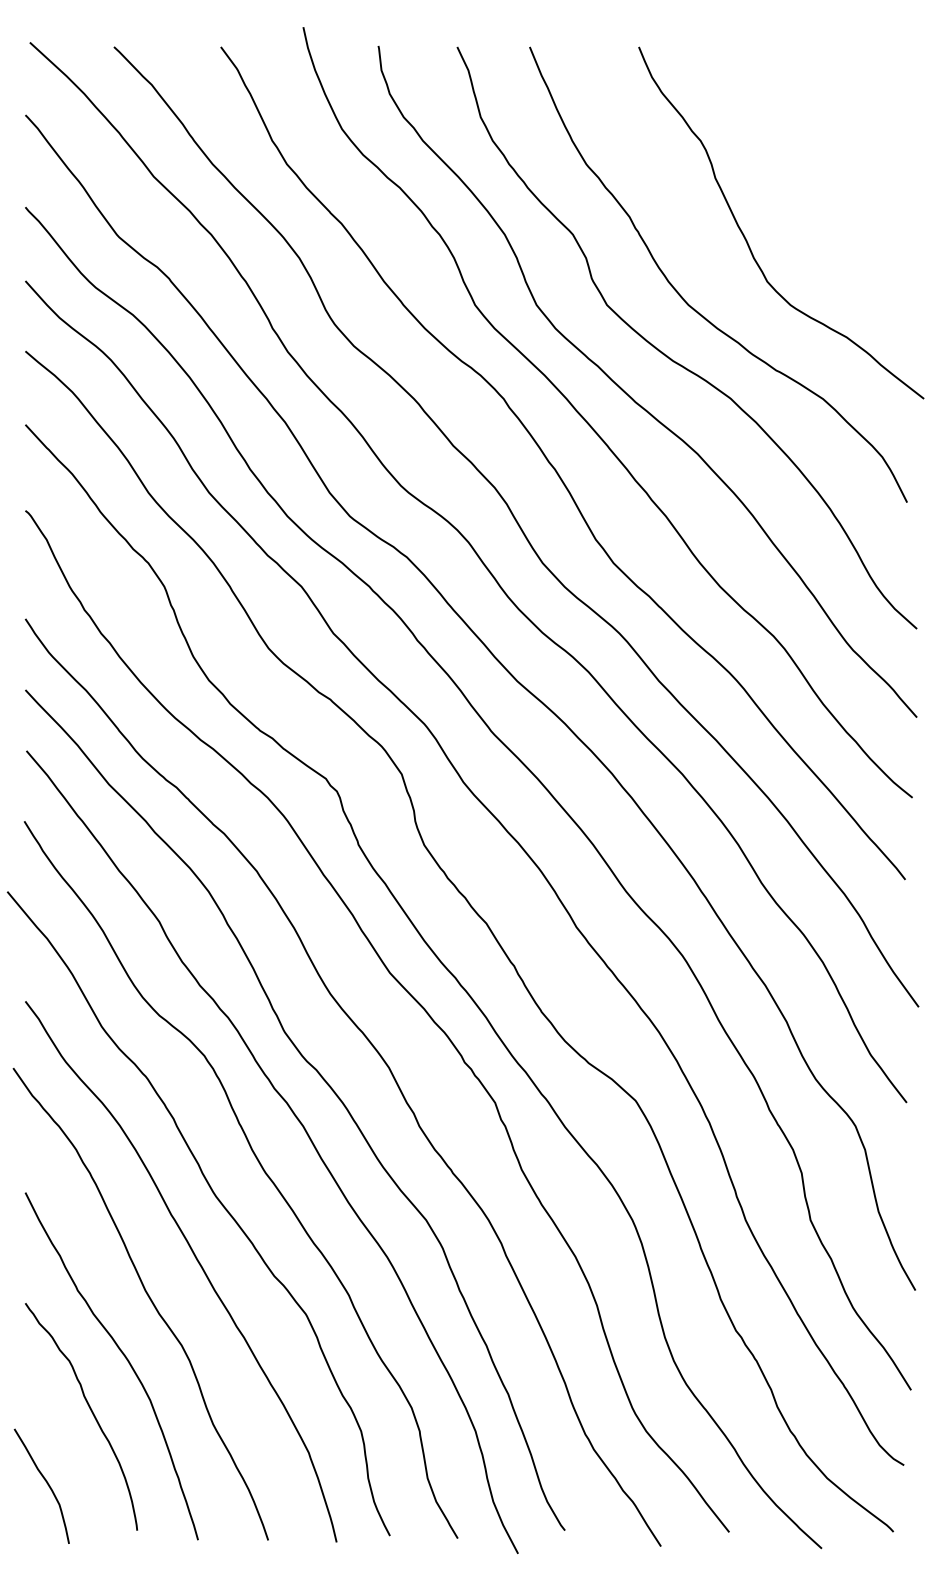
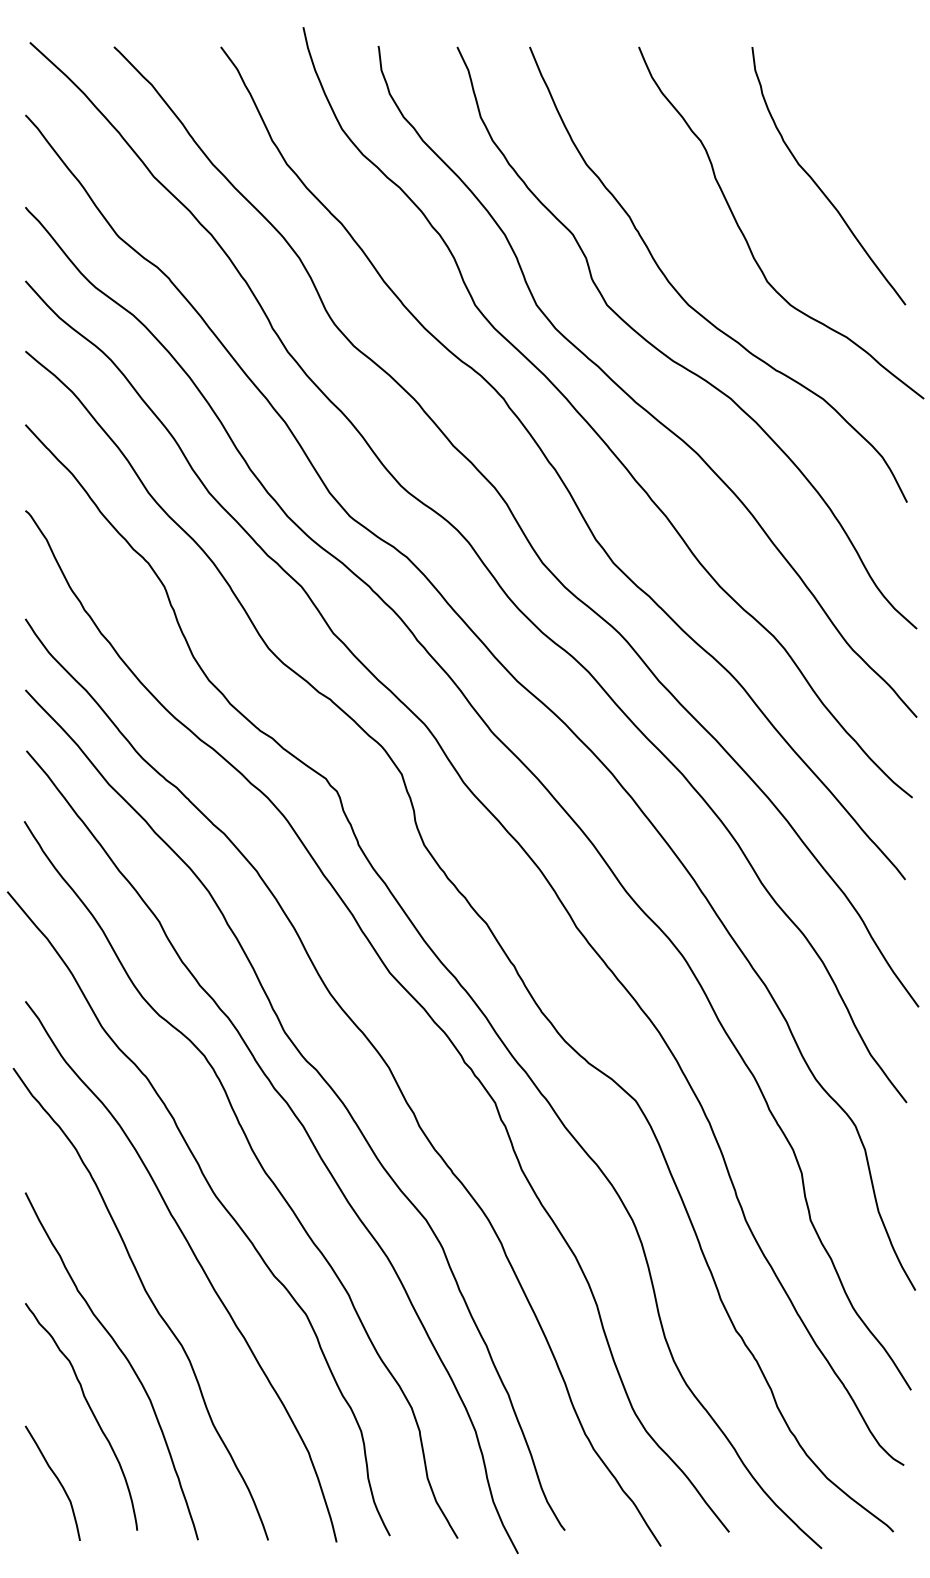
curve: none -> present (818, 185)
curve position: (46, 1483) -> (57, 1480) (57, 1480)
